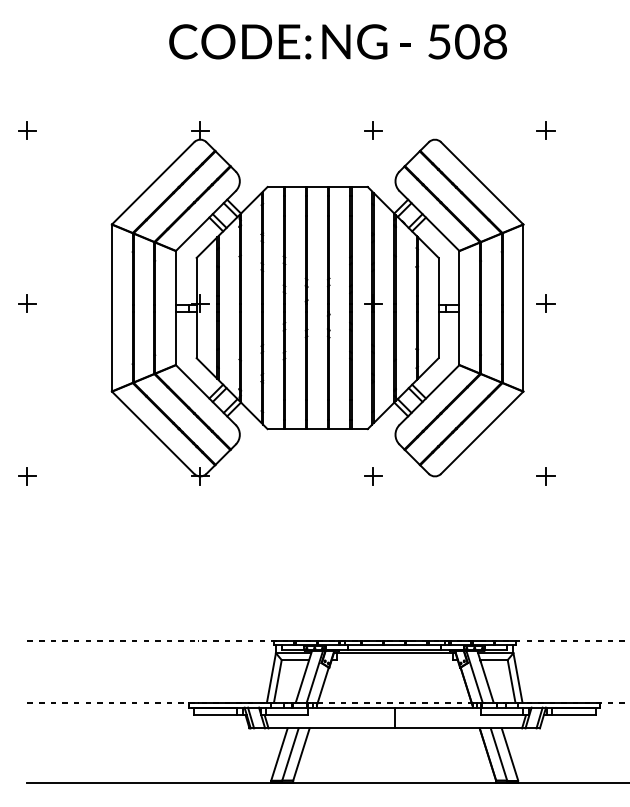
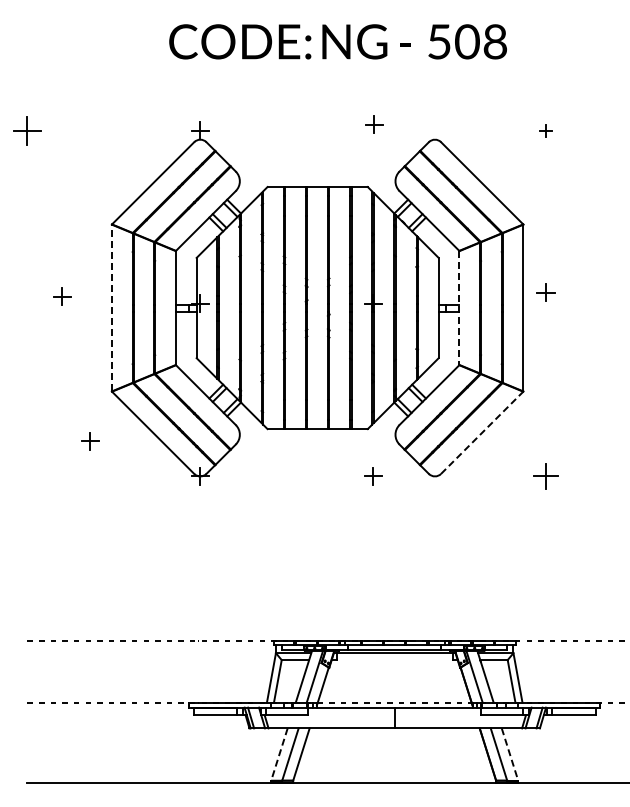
part size: 19x19 px -> 29x30 px (27, 130)
part position: (373, 130) -> (374, 124) (374, 124)
part size: 20x19 px -> 14x14 px (545, 130)
part position: (27, 303) -> (62, 296) (62, 296)
part position: (545, 303) -> (545, 292) (545, 292)
line: solid -> dashed (111, 307)
line: solid -> dashed (459, 308)
line: solid -> dashed (482, 432)
part position: (27, 476) -> (90, 441) (90, 441)
part size: 20x19 px -> 26x27 px (545, 476)
line: solid -> dashed (279, 755)
line: solid -> dashed (510, 755)
